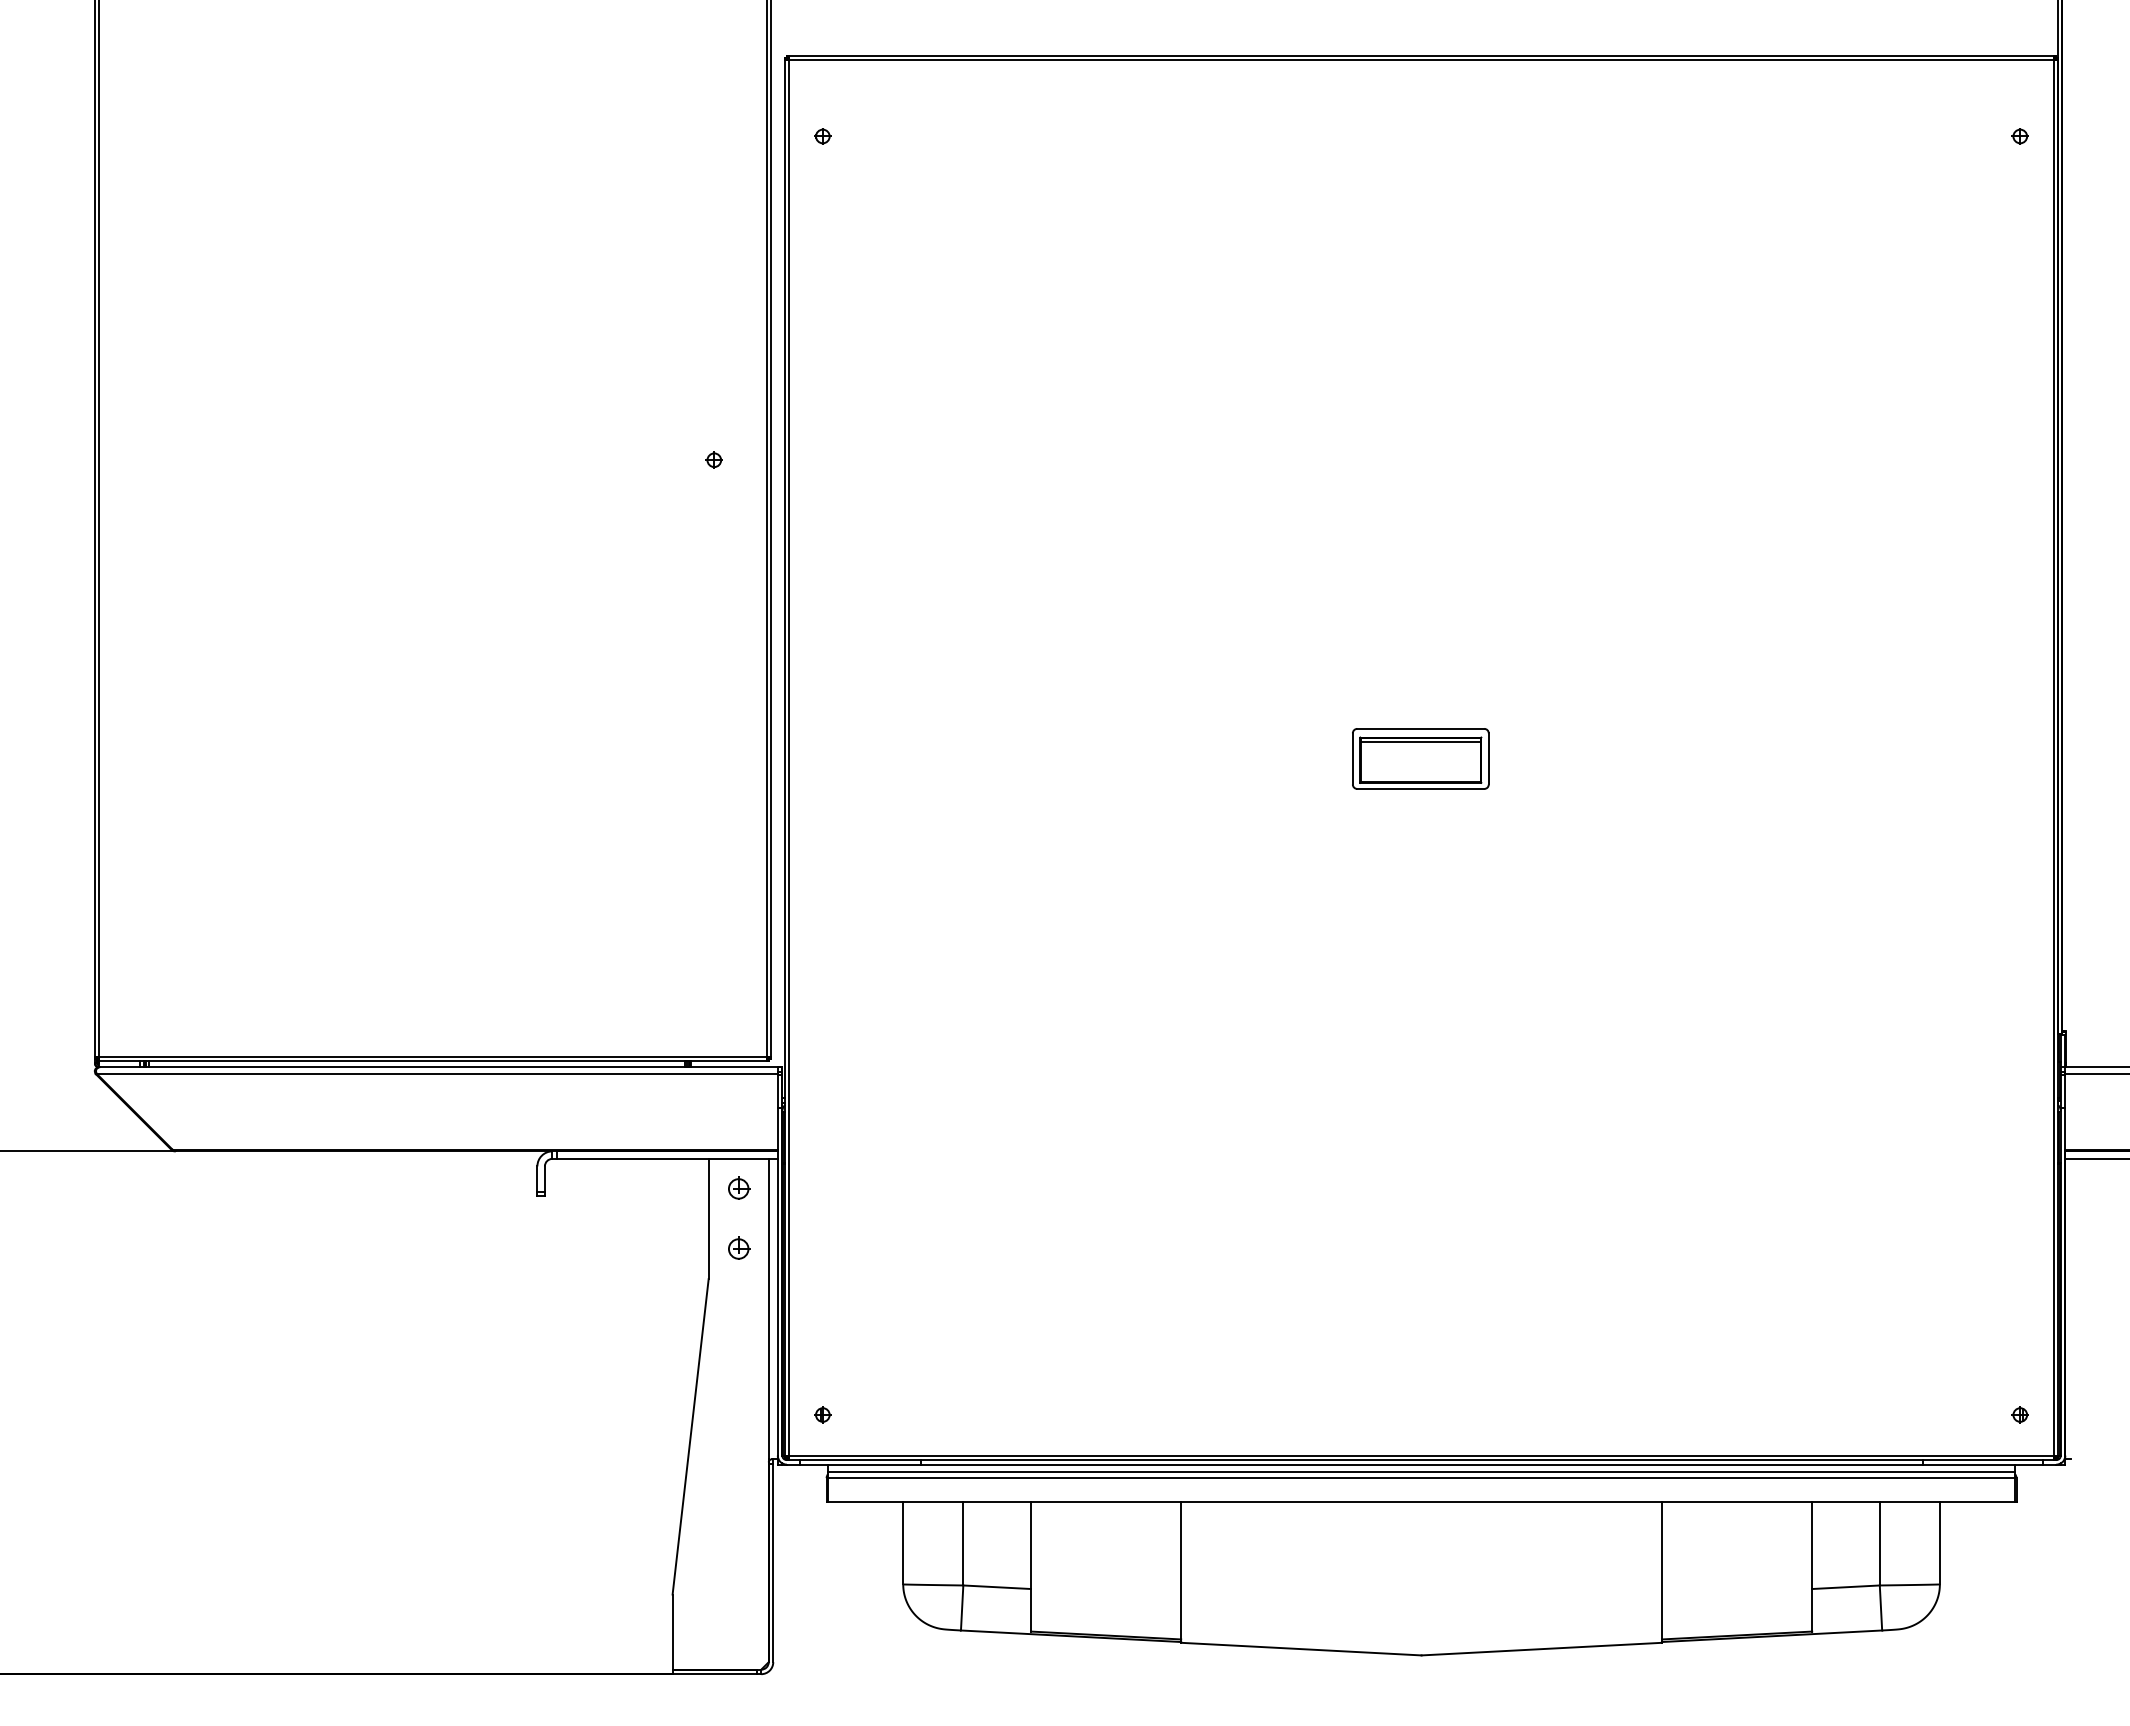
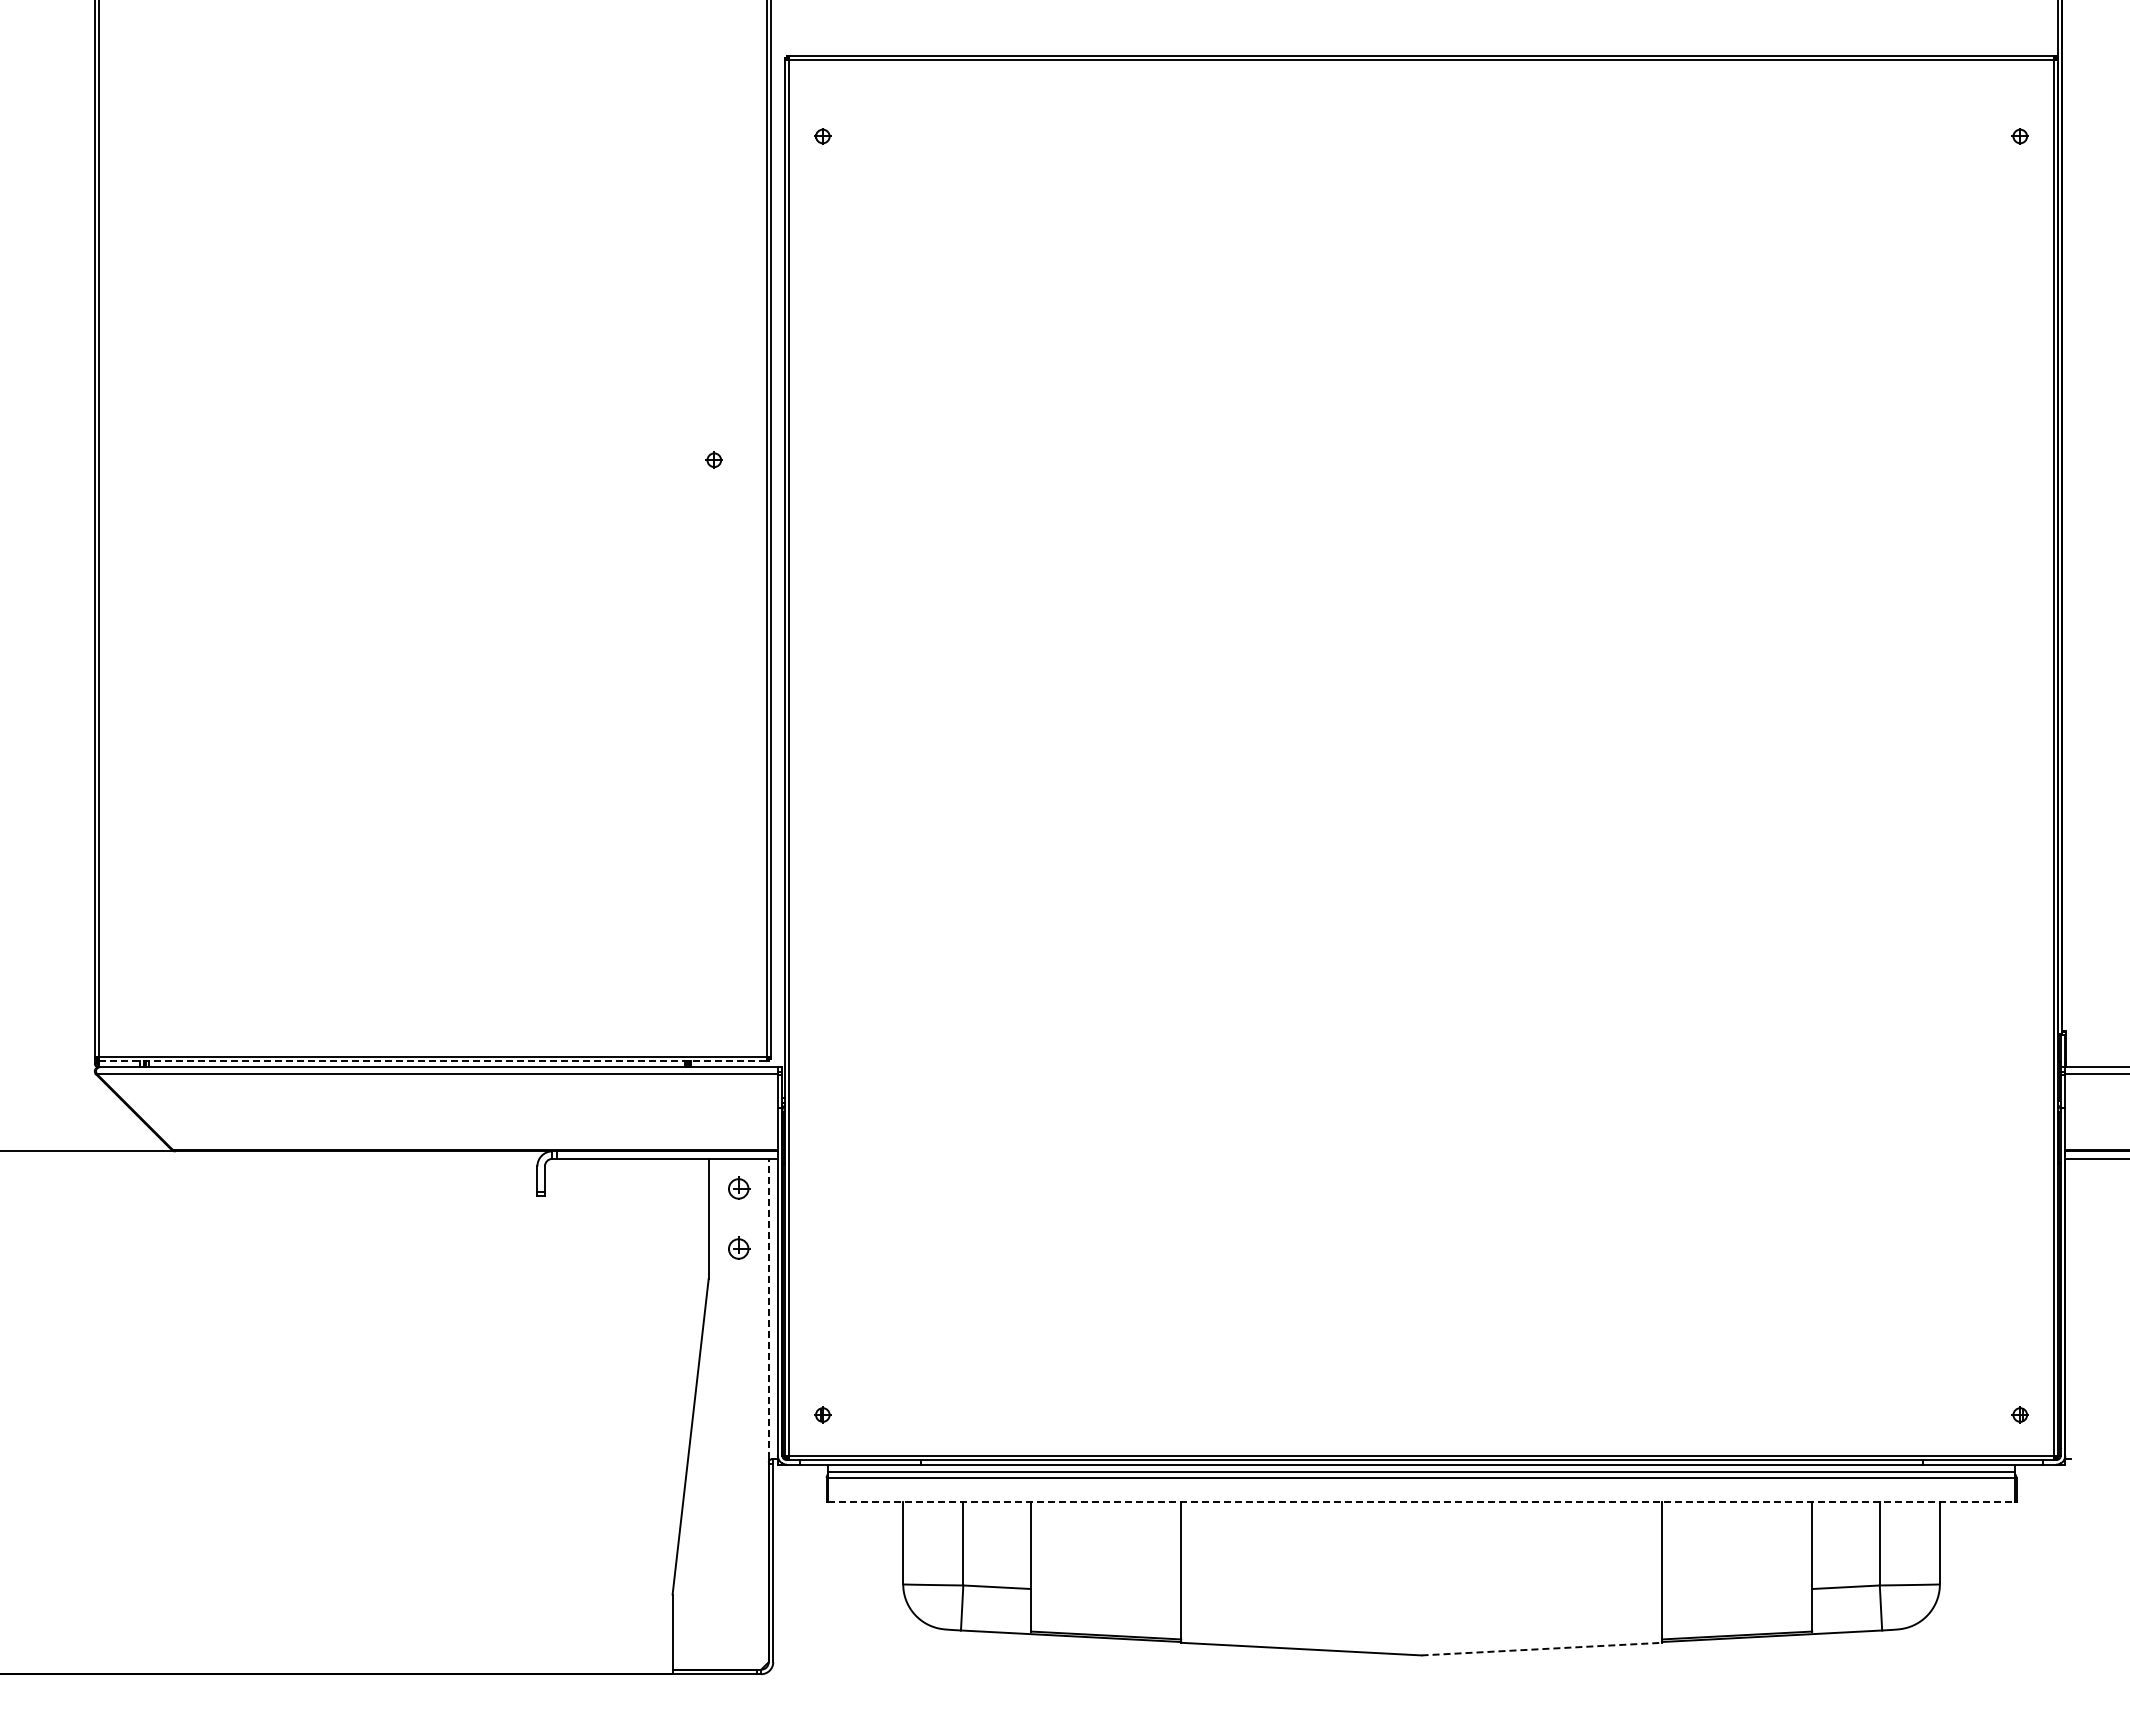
part: present -> none (1420, 758)
line: solid -> dashed (432, 1061)
line: solid -> dashed (768, 1308)
line: solid -> dashed (1422, 1502)
line: solid -> dashed (1542, 1649)
